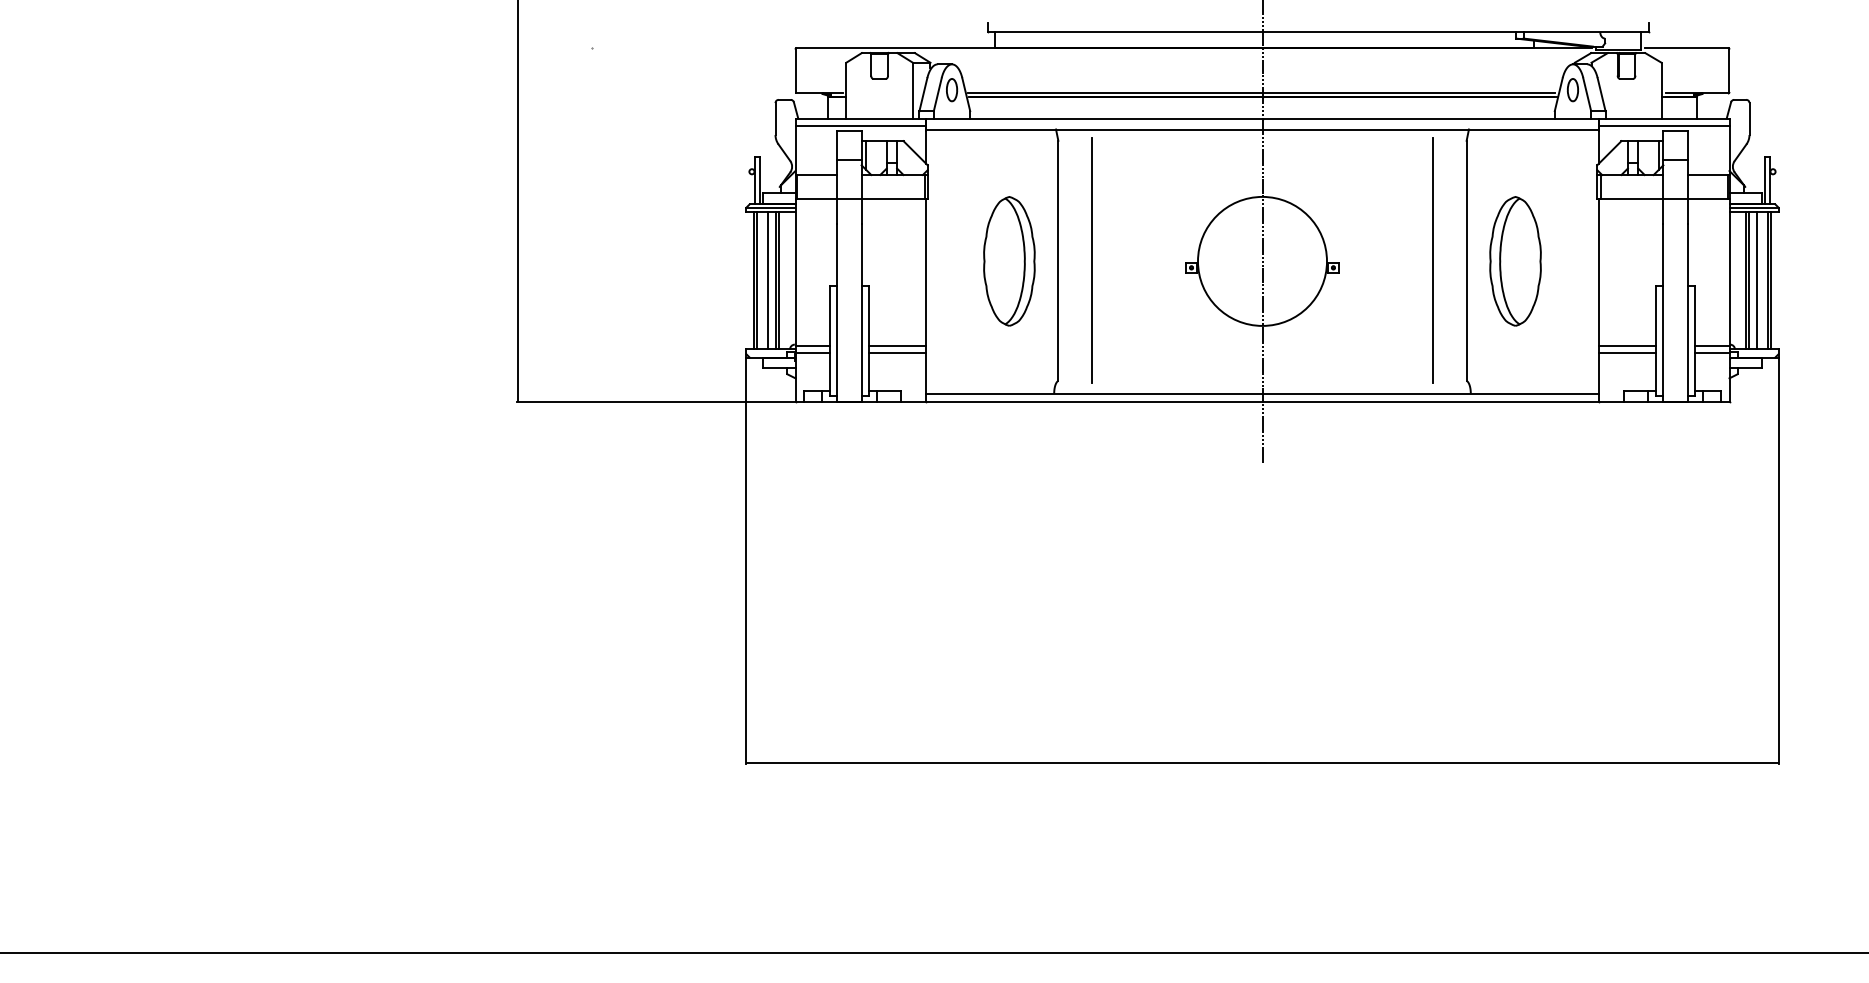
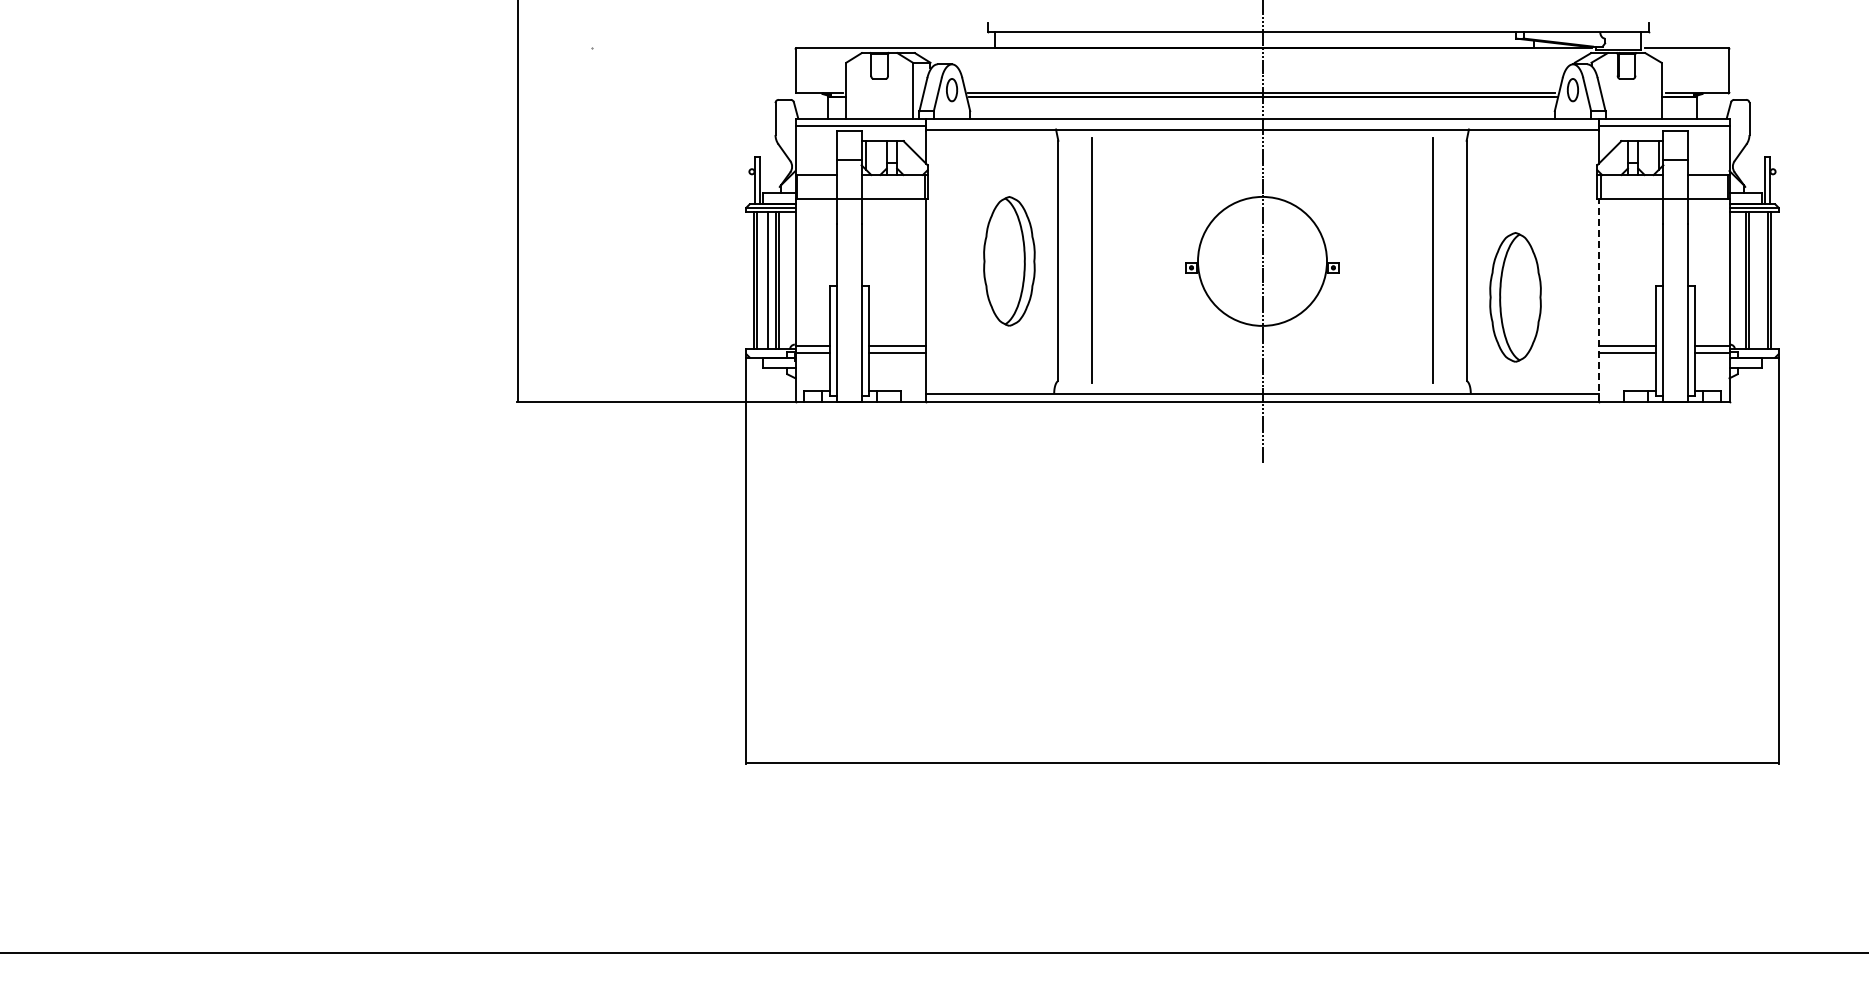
part position: (1515, 261) -> (1515, 297) (1515, 297)
line: present -> none (1757, 280)
line: solid -> dashed (1598, 299)
